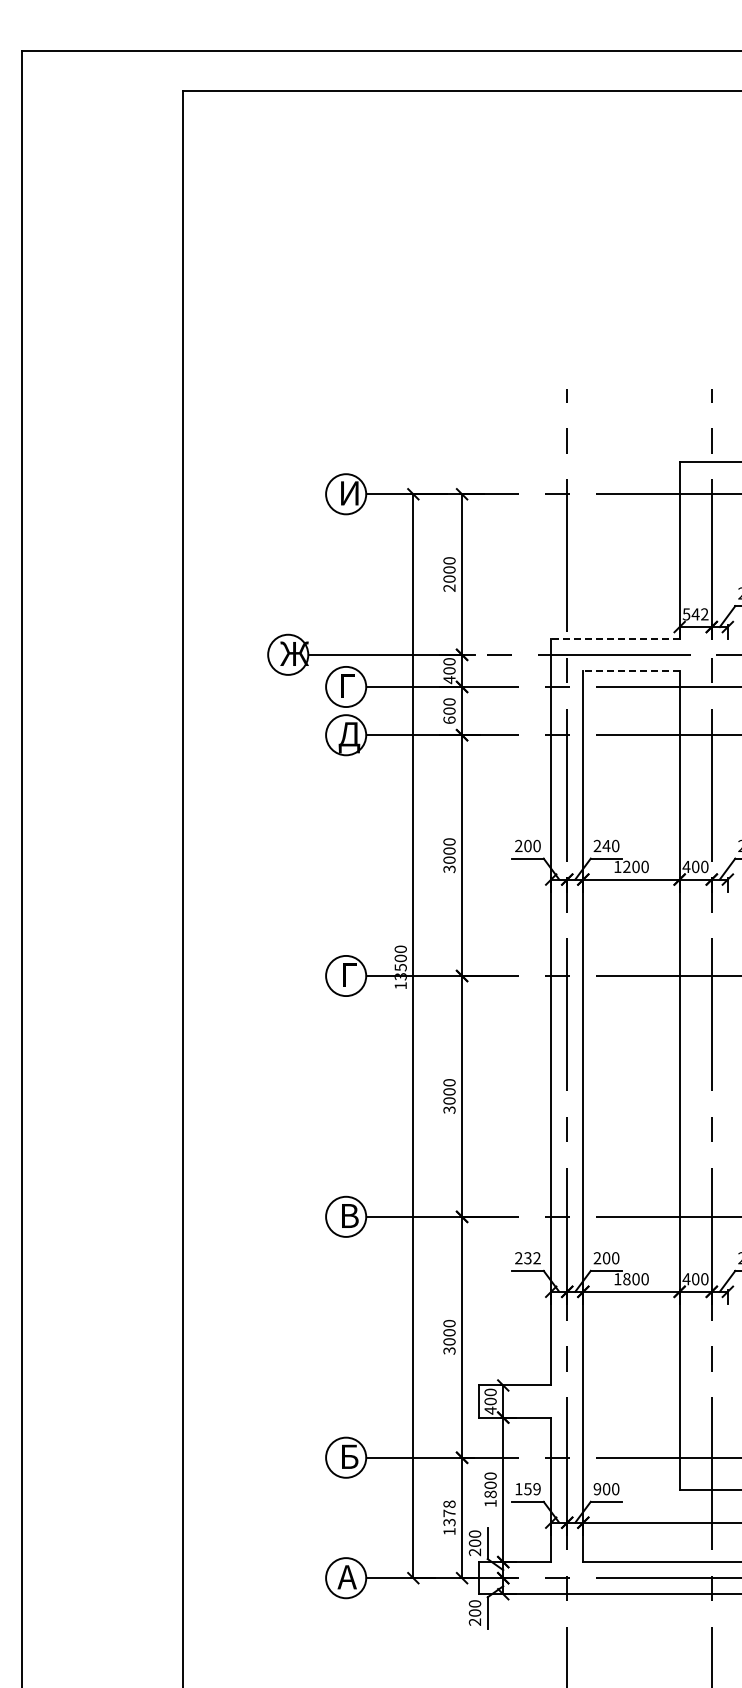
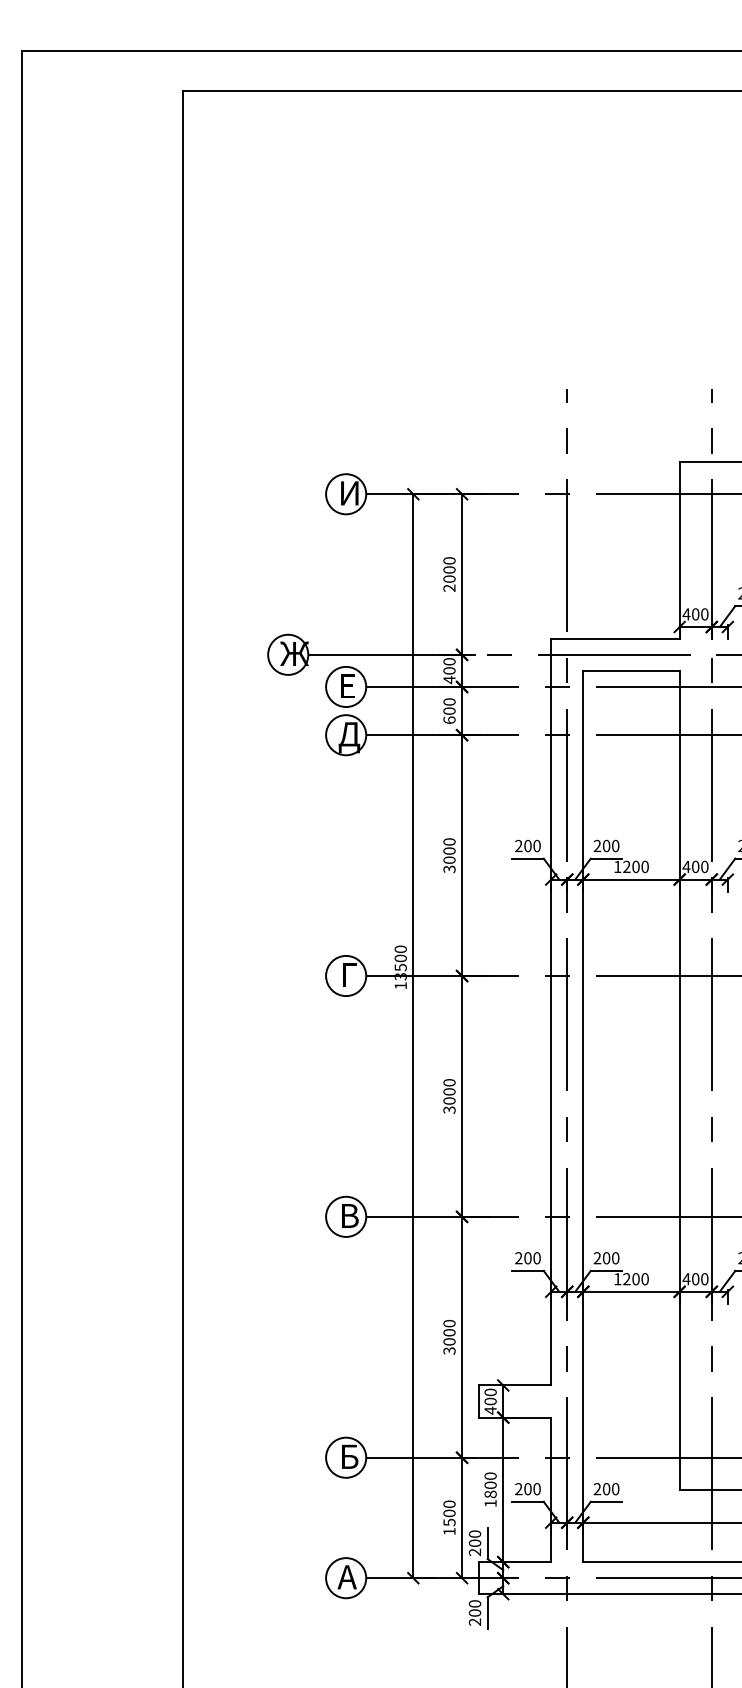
text: 542 -> 400 (695, 614)
line: dashed -> solid (614, 638)
line: dashed -> solid (631, 670)
text: Г -> Е (349, 690)
text: 240 -> 200 (606, 845)
text: 232 -> 200 (532, 1258)
text: 1800 -> 1200 (626, 1279)
text: 159 -> 200 (527, 1489)
text: 900 -> 200 (597, 1489)
text: 1378 -> 1500 (449, 1512)
